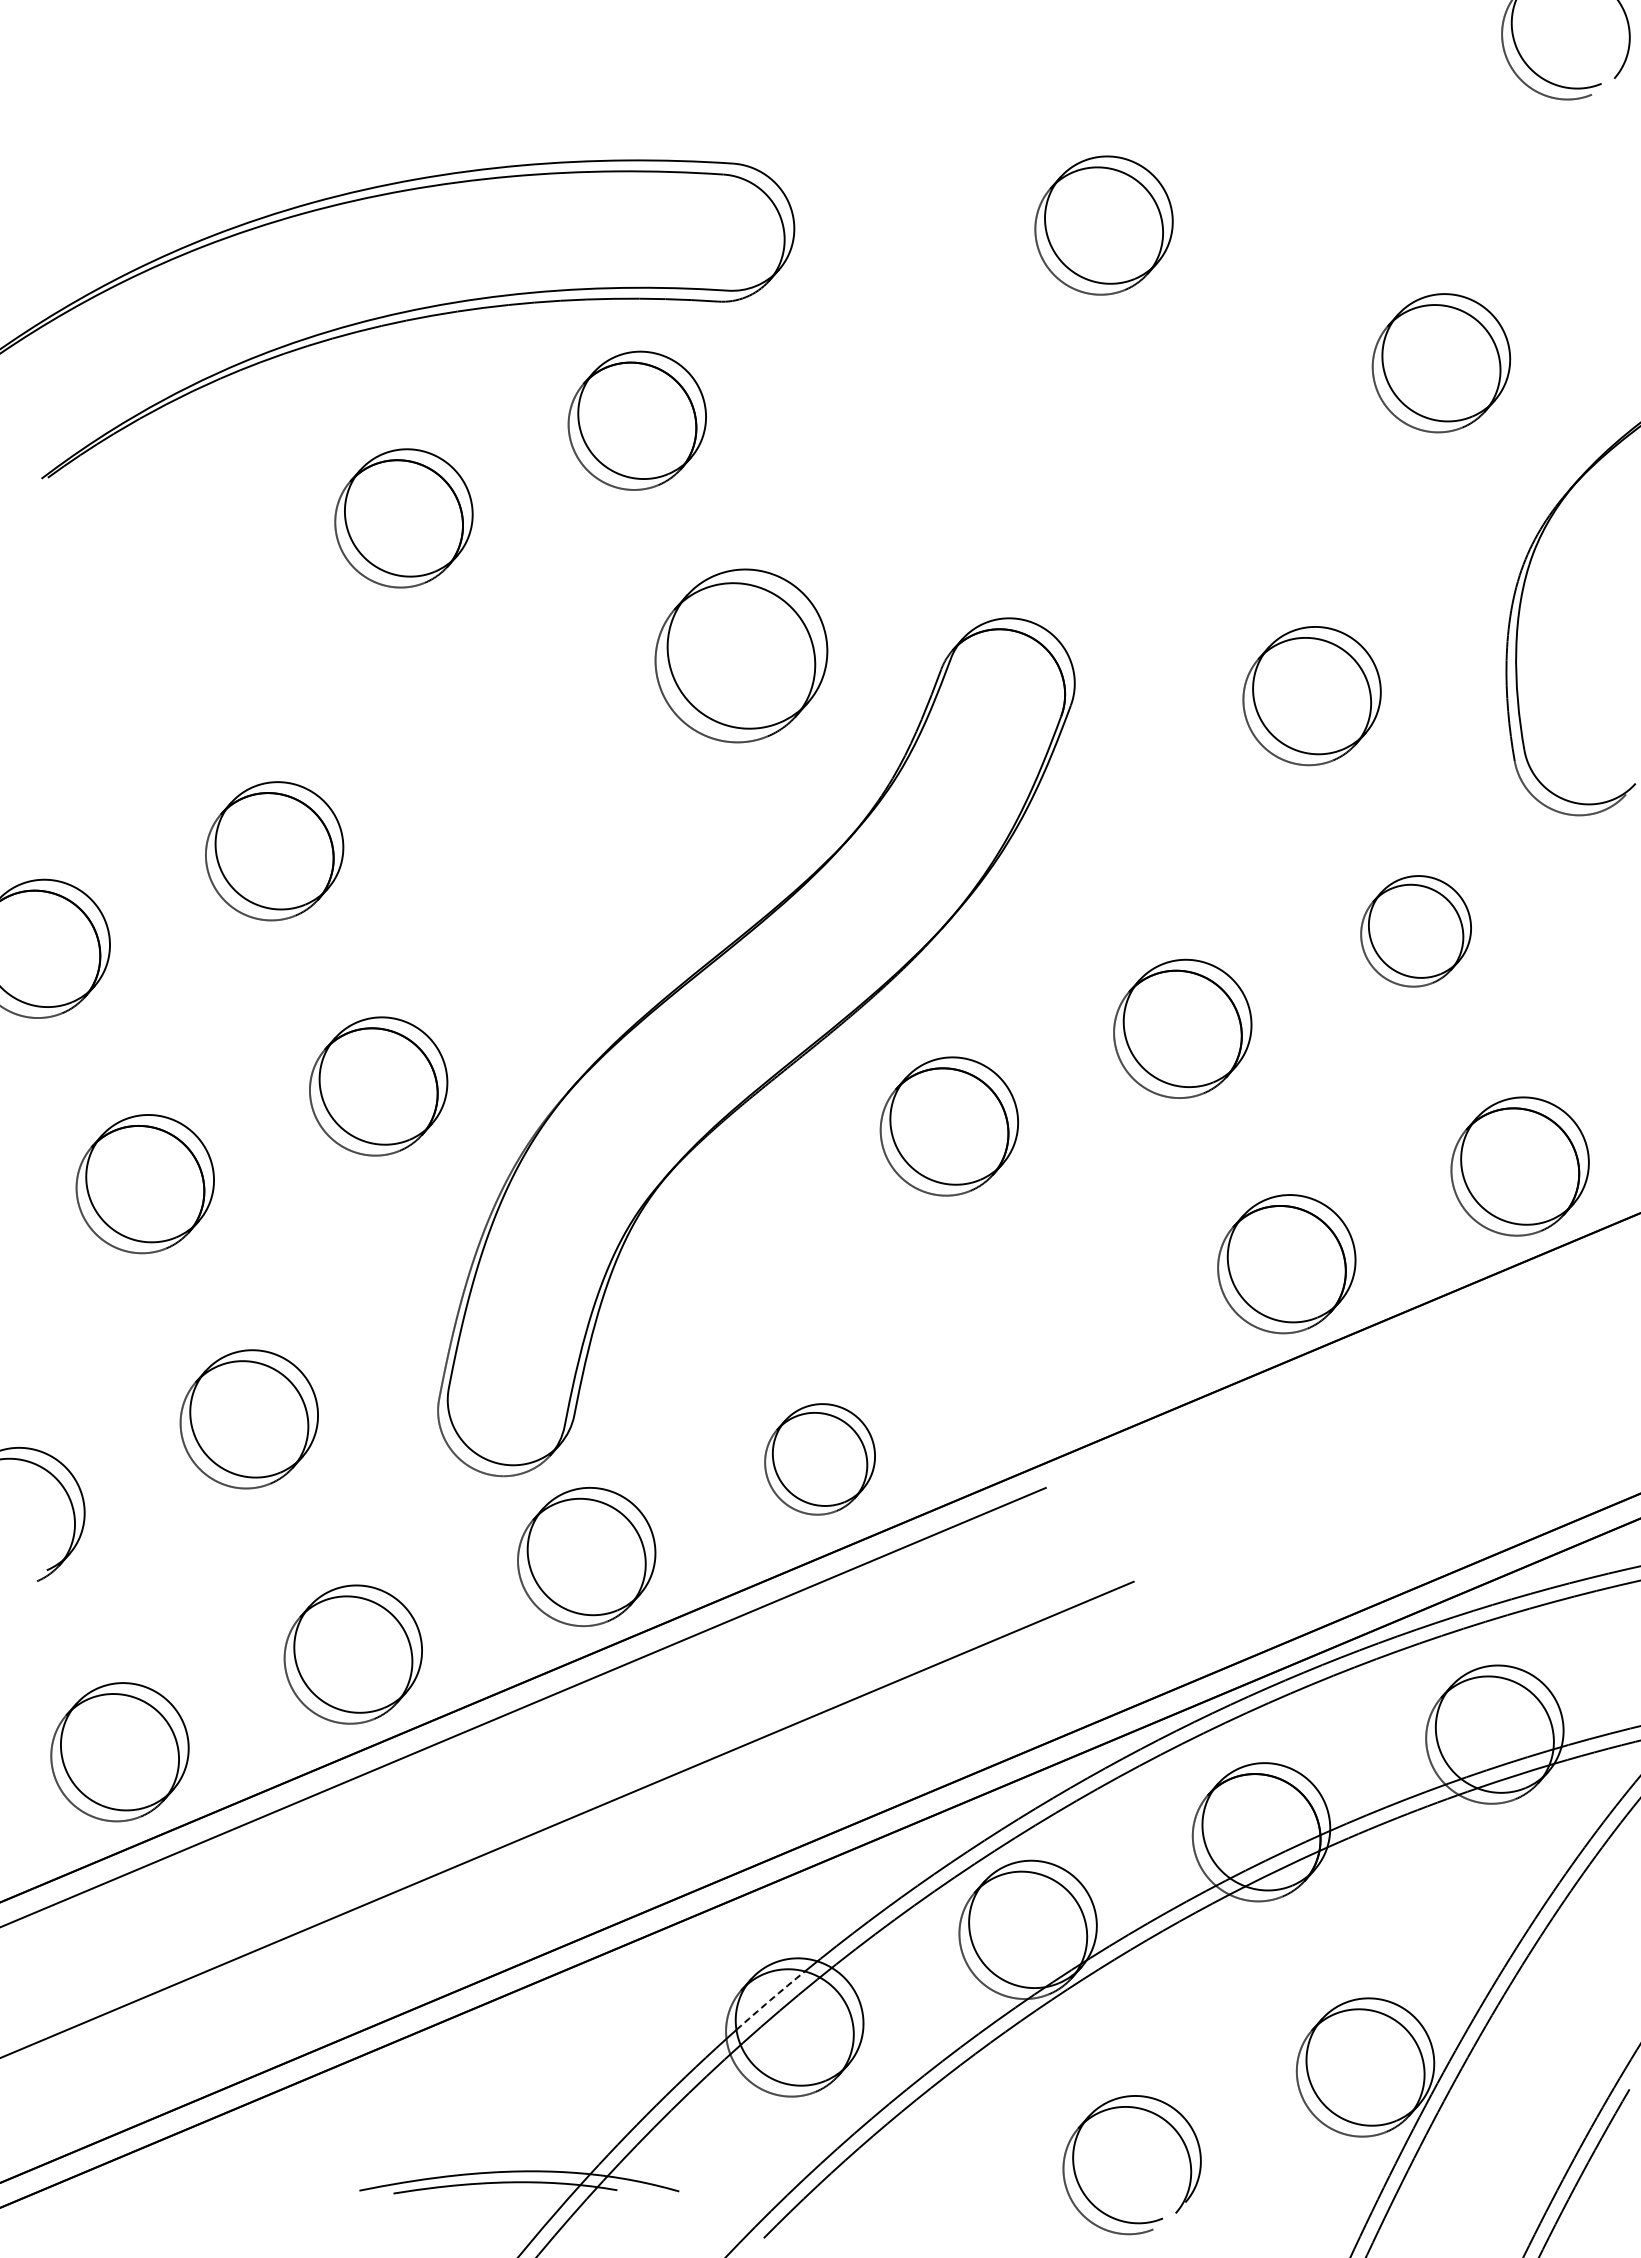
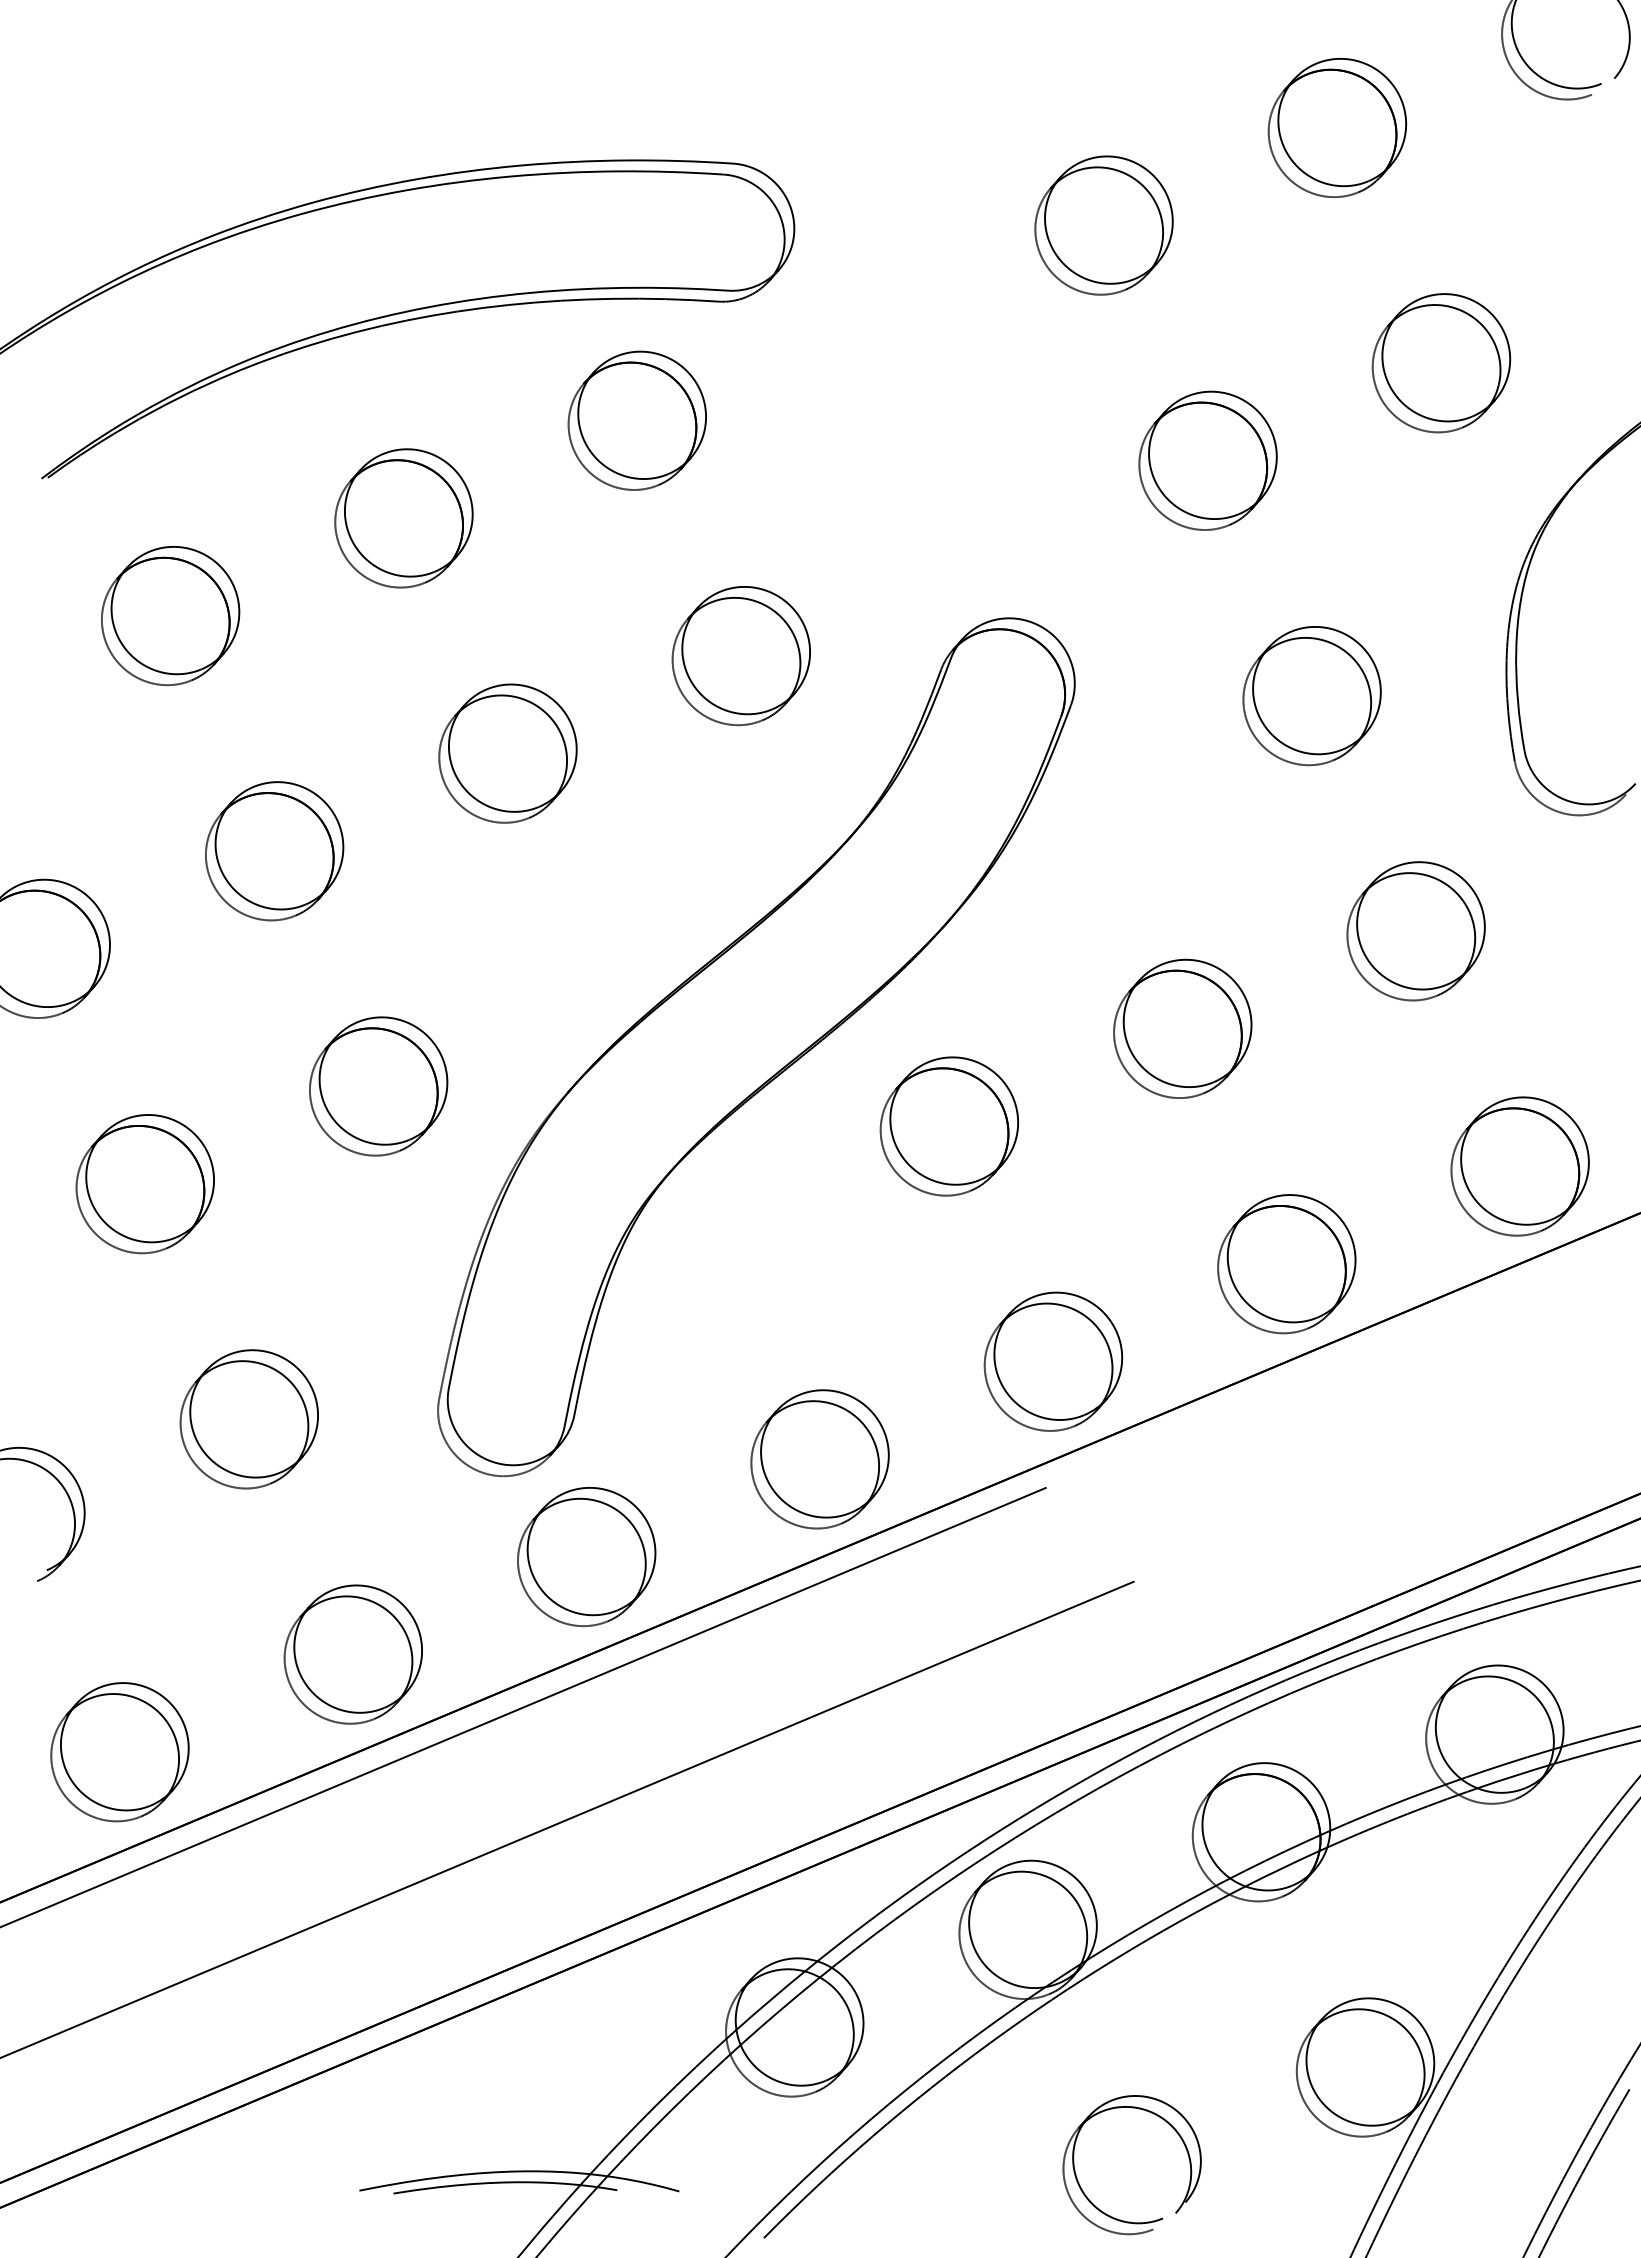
part: none -> present (1337, 127)
part: none -> present (1207, 460)
part: none -> present (170, 616)
part size: 175x176 px -> 140x141 px (740, 656)
part: none -> present (507, 753)
part size: 112x113 px -> 140x141 px (1415, 931)
part: none -> present (1053, 1361)
part size: 112x113 px -> 140x141 px (819, 1459)
arc: dashed -> solid (770, 2000)
